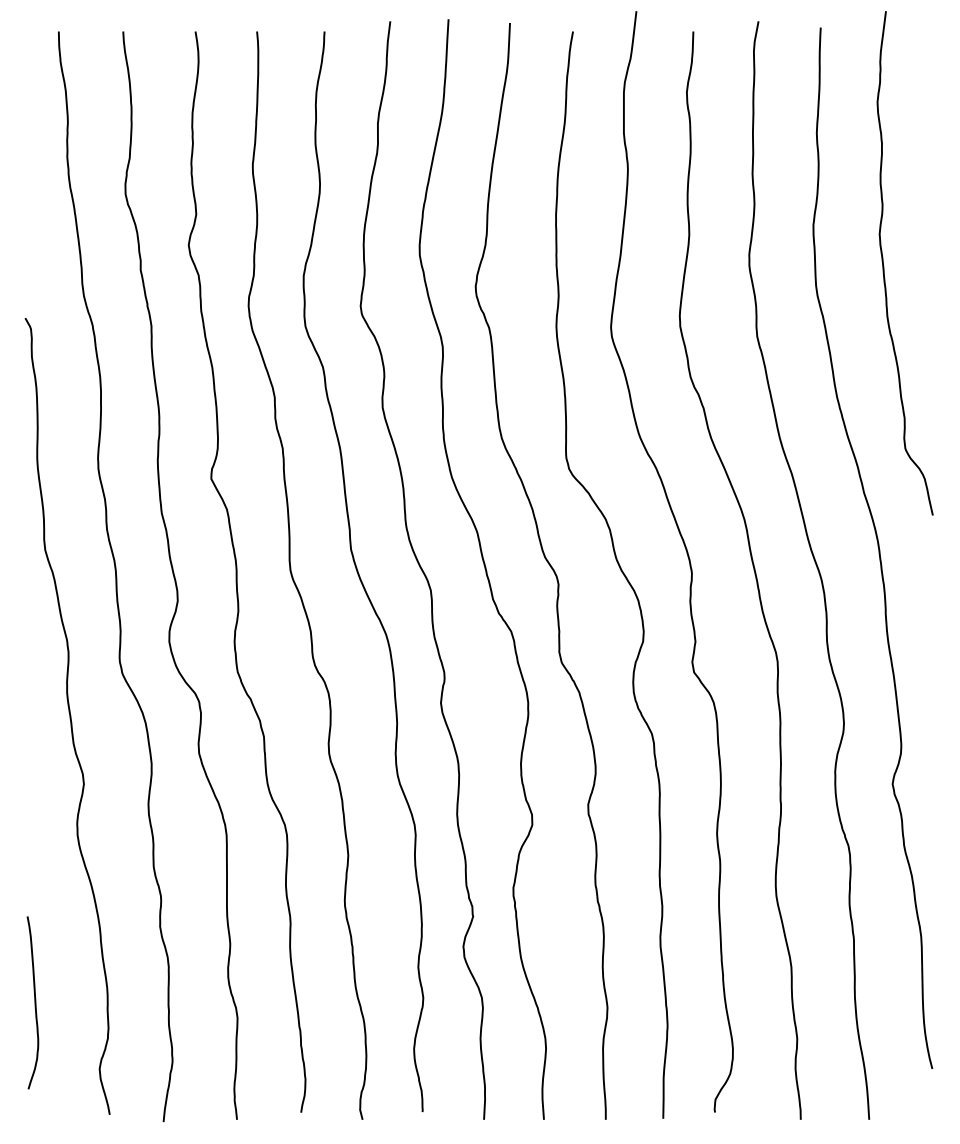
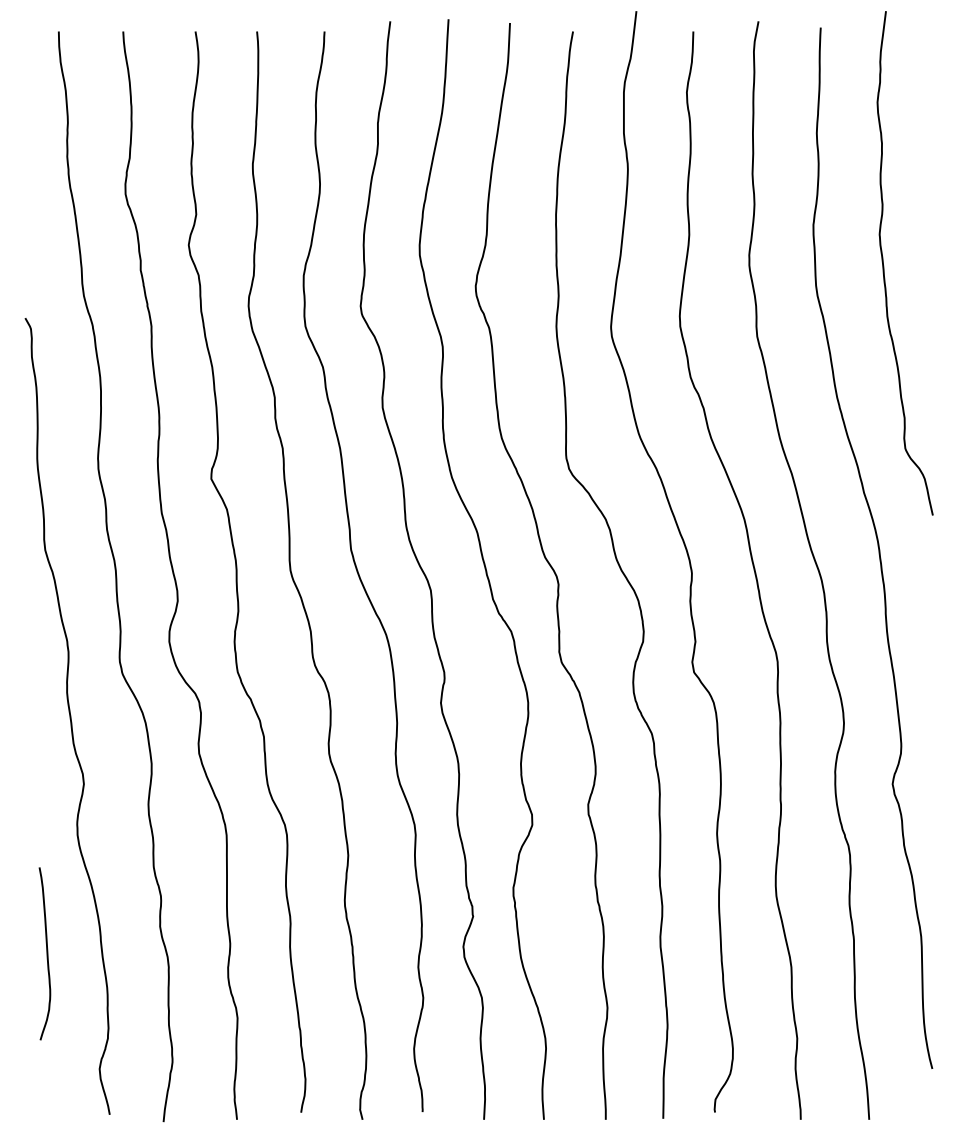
curve position: (34, 1002) -> (46, 953) (46, 953)
